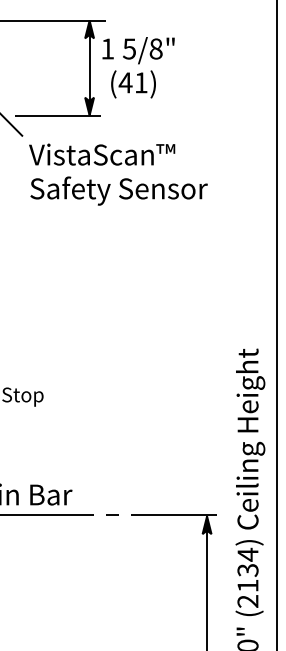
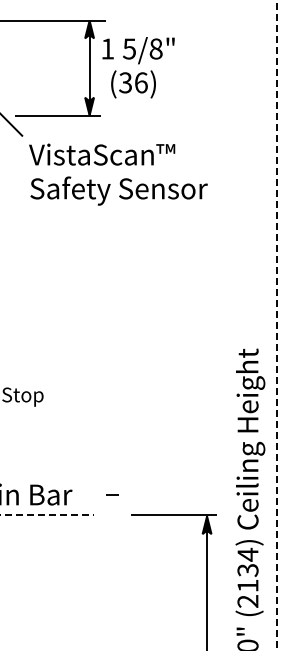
text: (41) -> (36) (132, 82)
line: solid -> dashed (277, 325)
line position: (112, 514) -> (112, 494) (112, 494)
line: solid -> dashed (47, 515)
